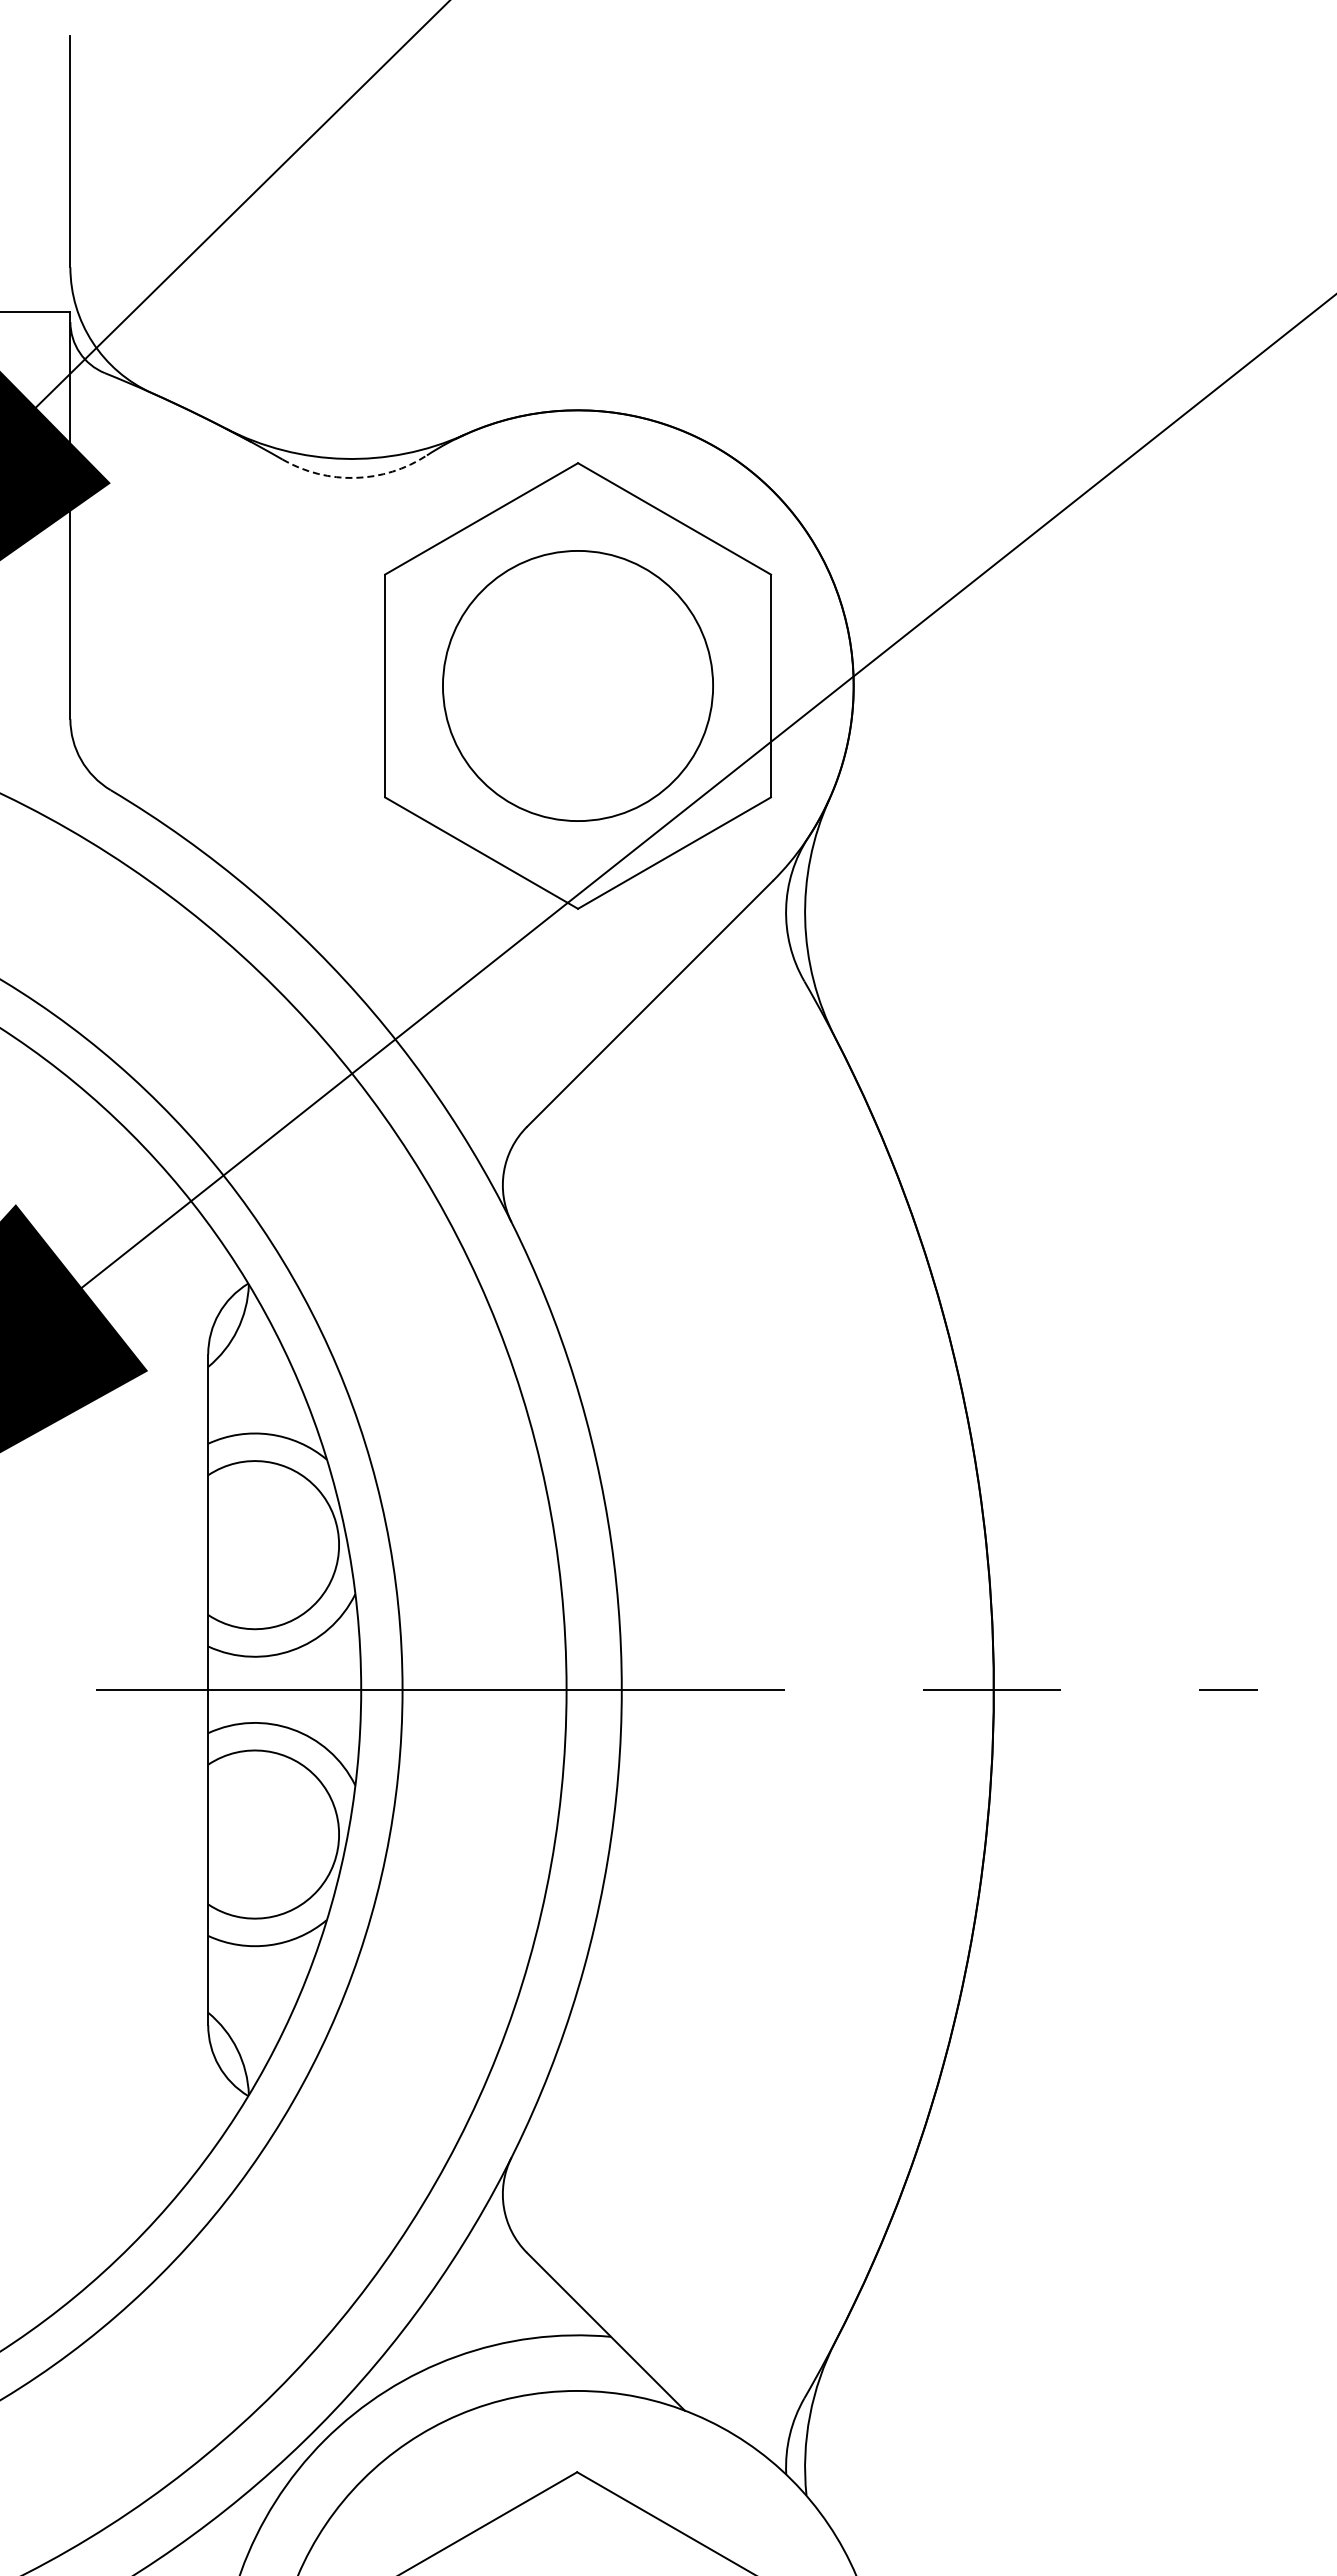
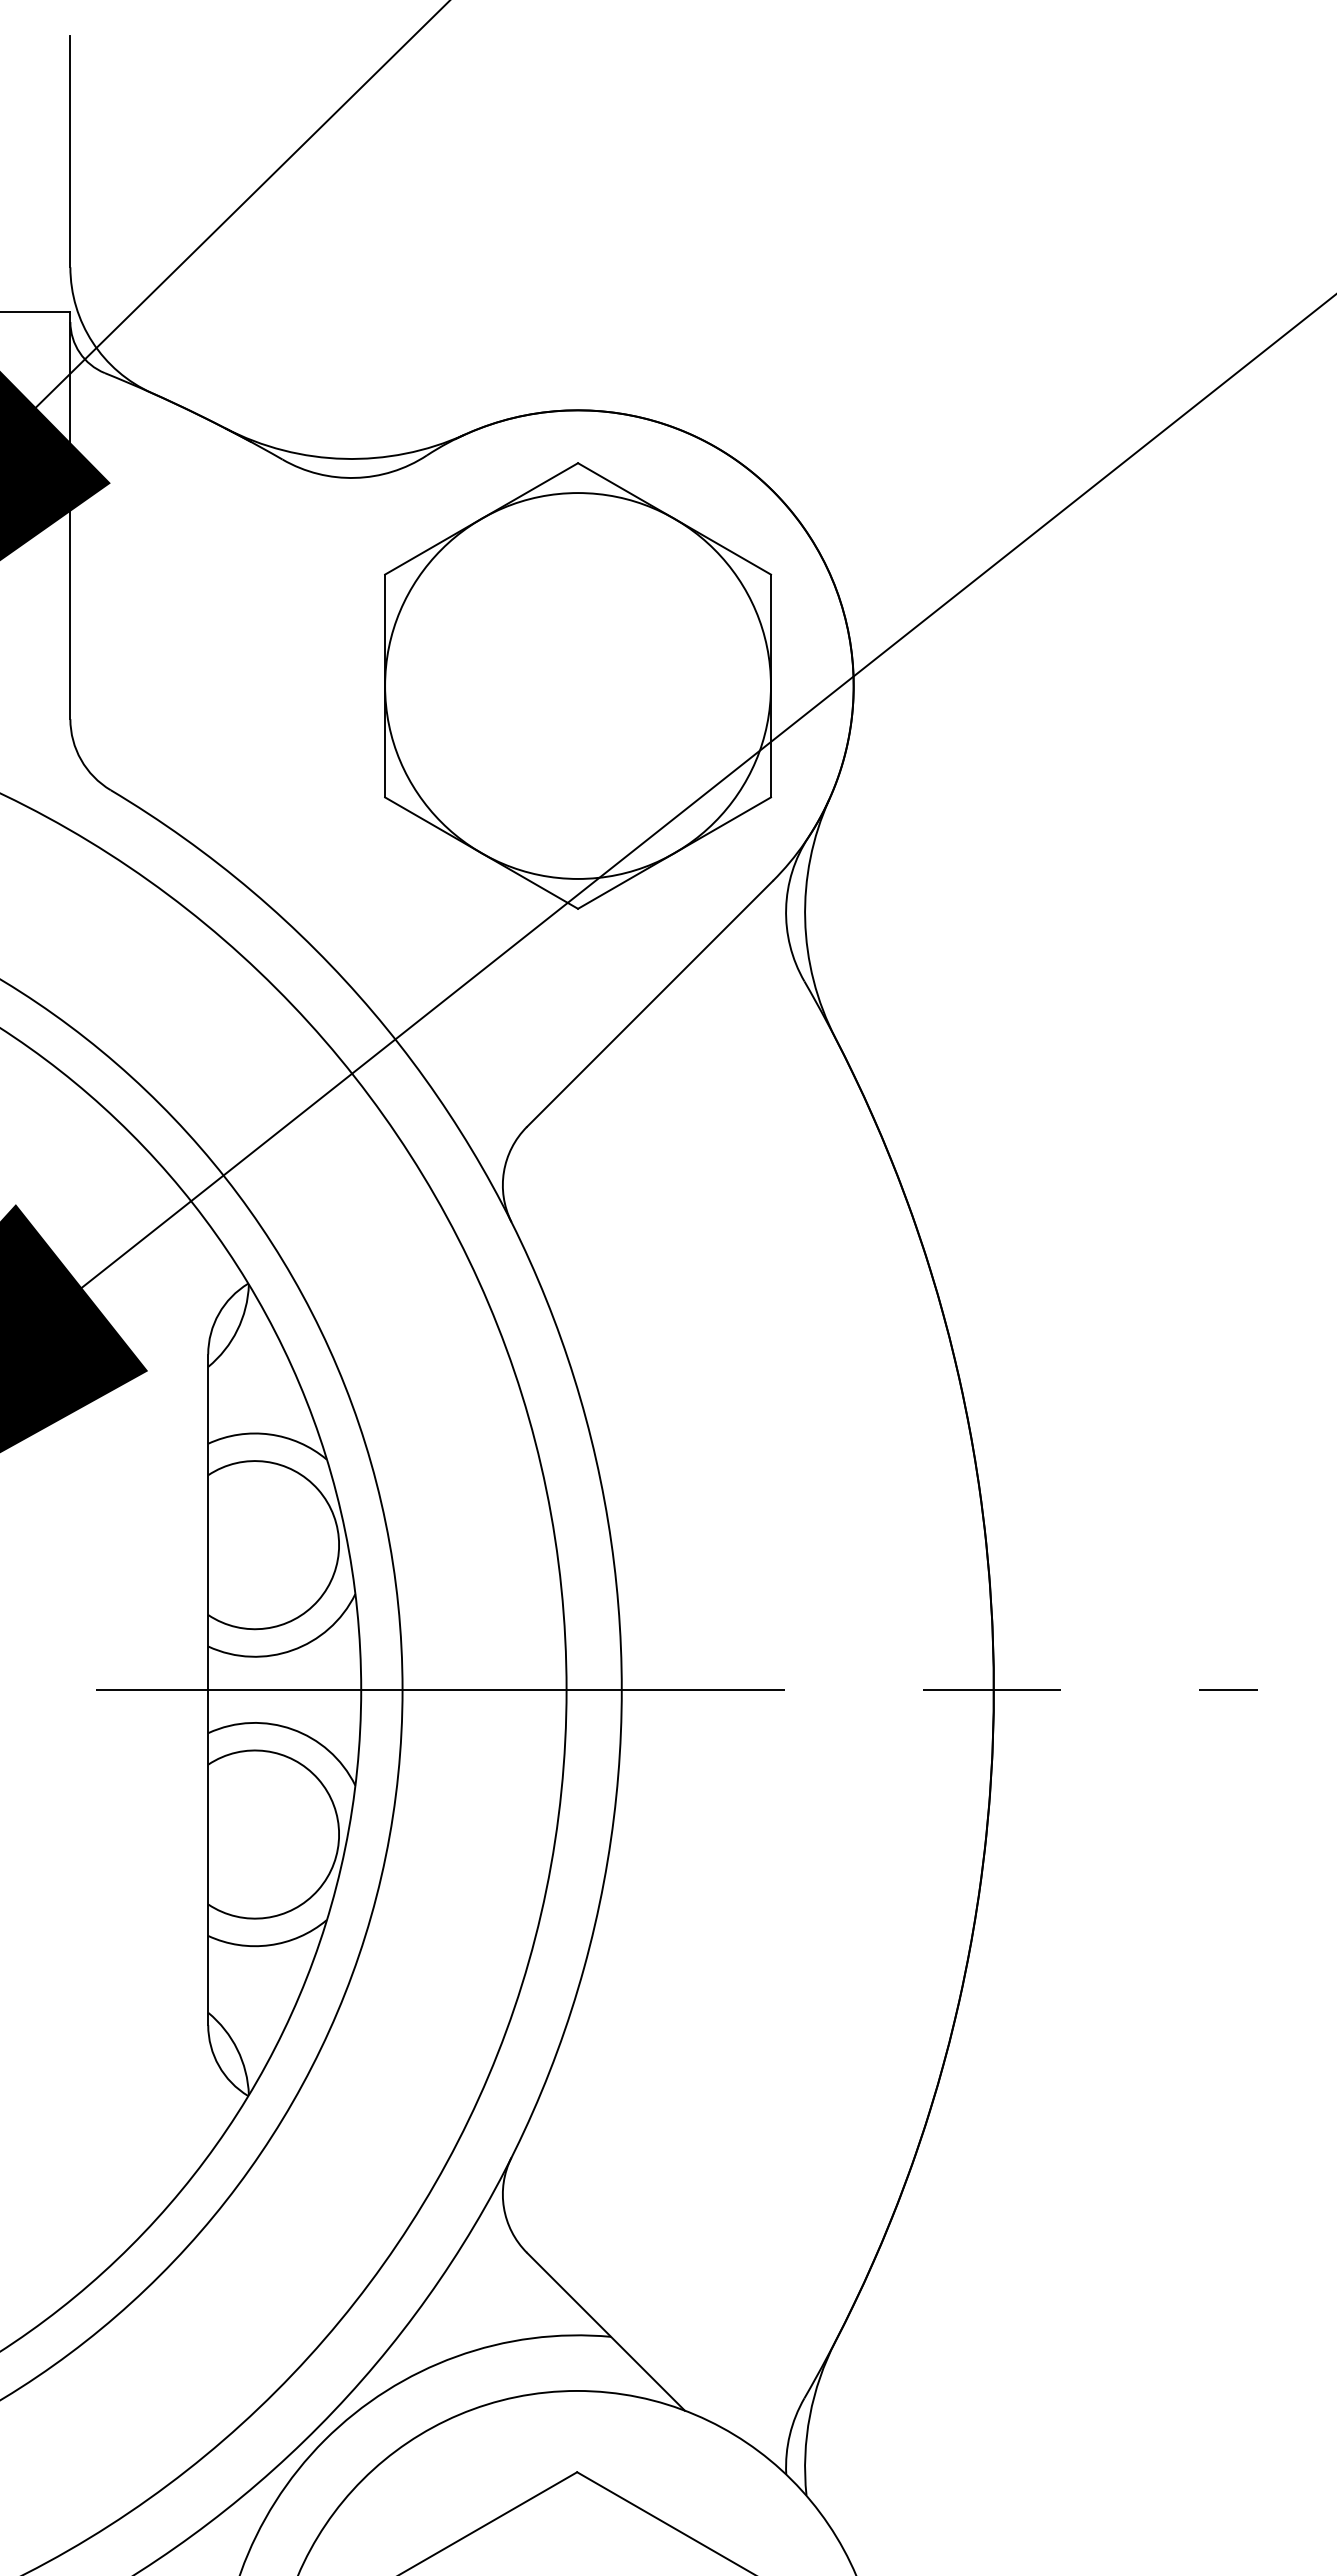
arc: dashed -> solid (355, 477)
circle diameter: 270 px -> 386 px (578, 685)
